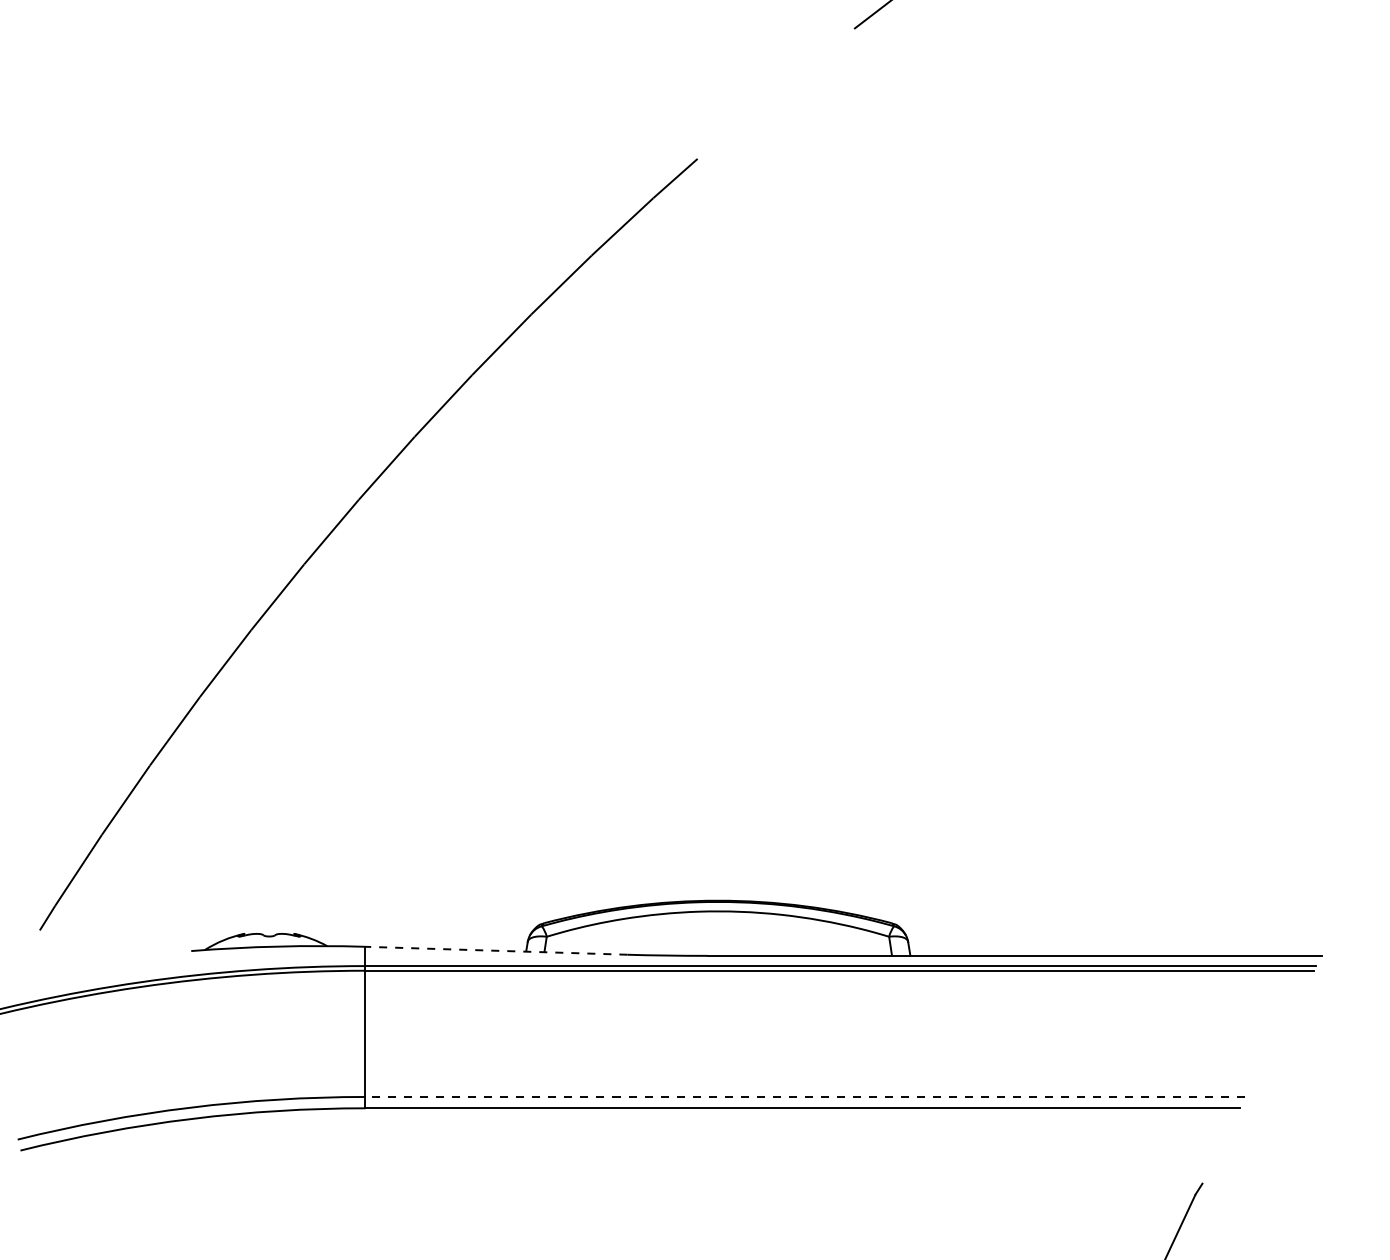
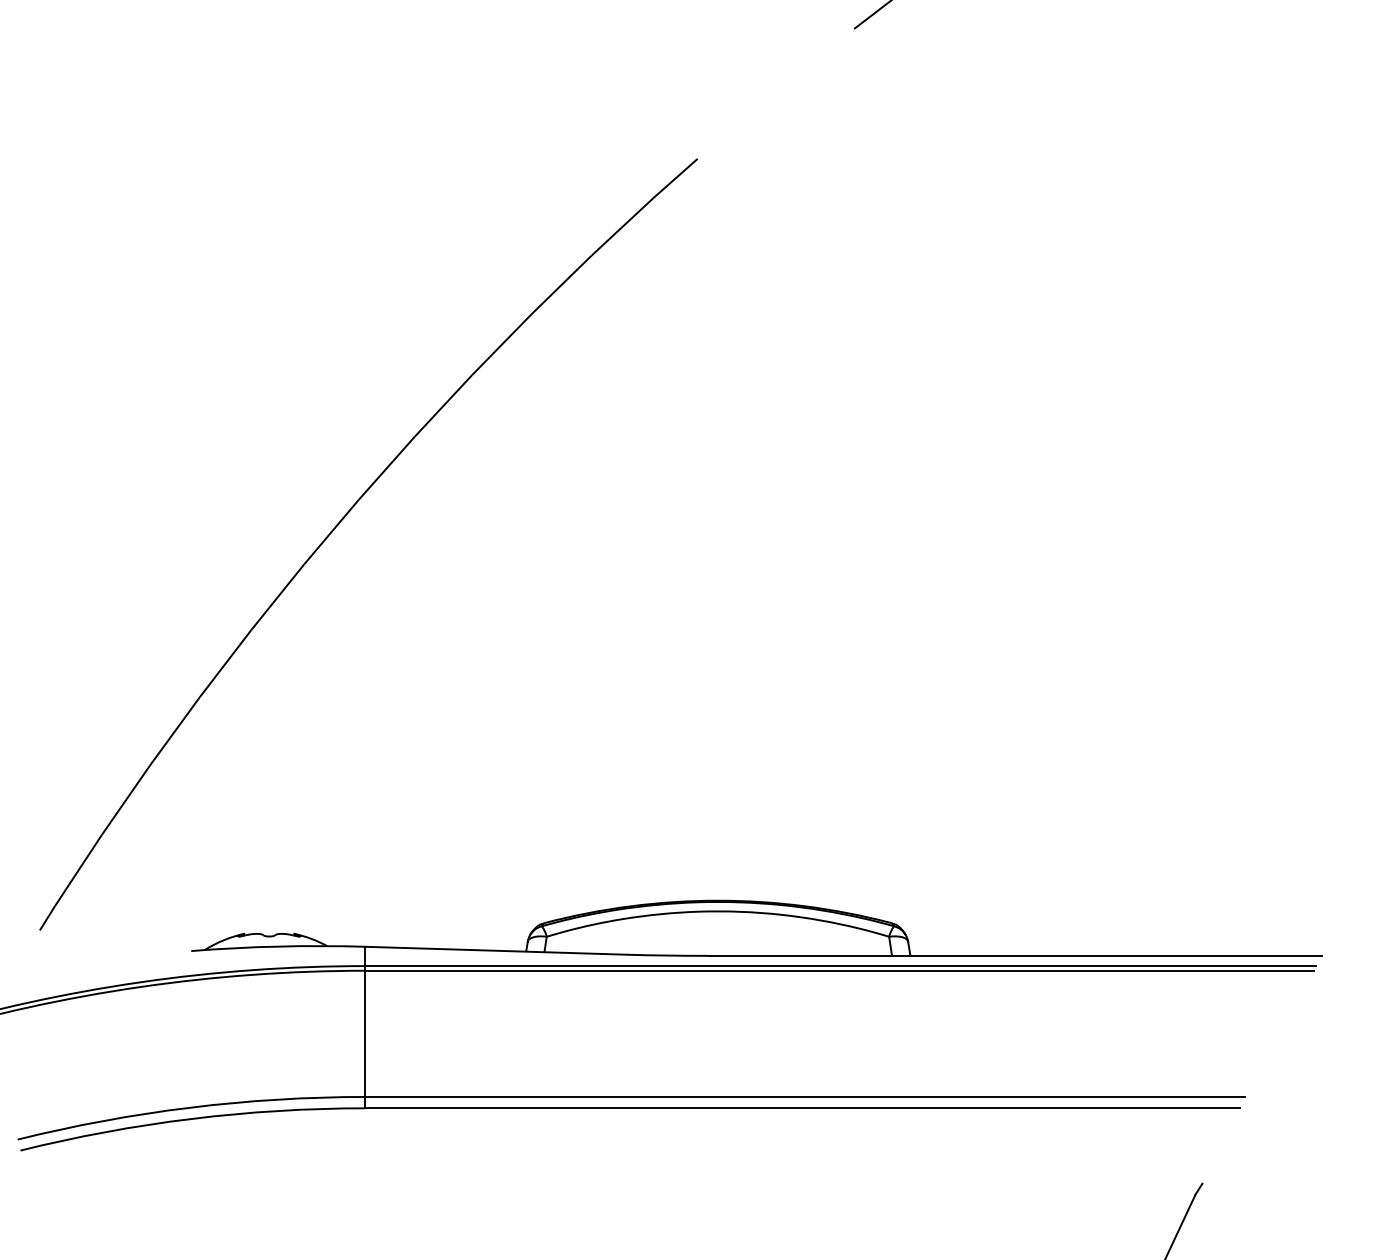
line: dashed -> solid (495, 950)
line: dashed -> solid (805, 1096)
